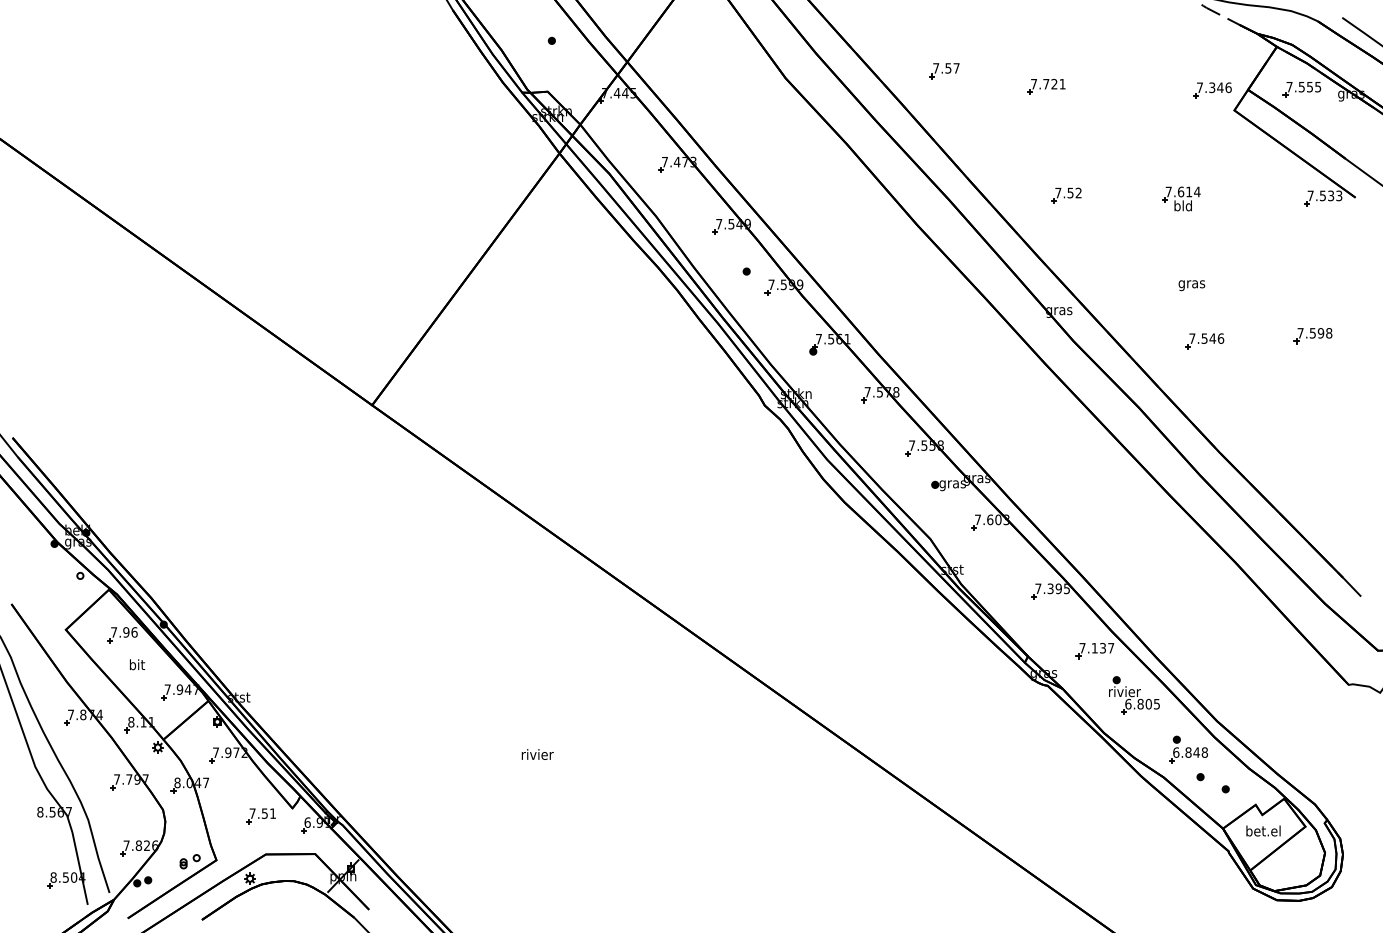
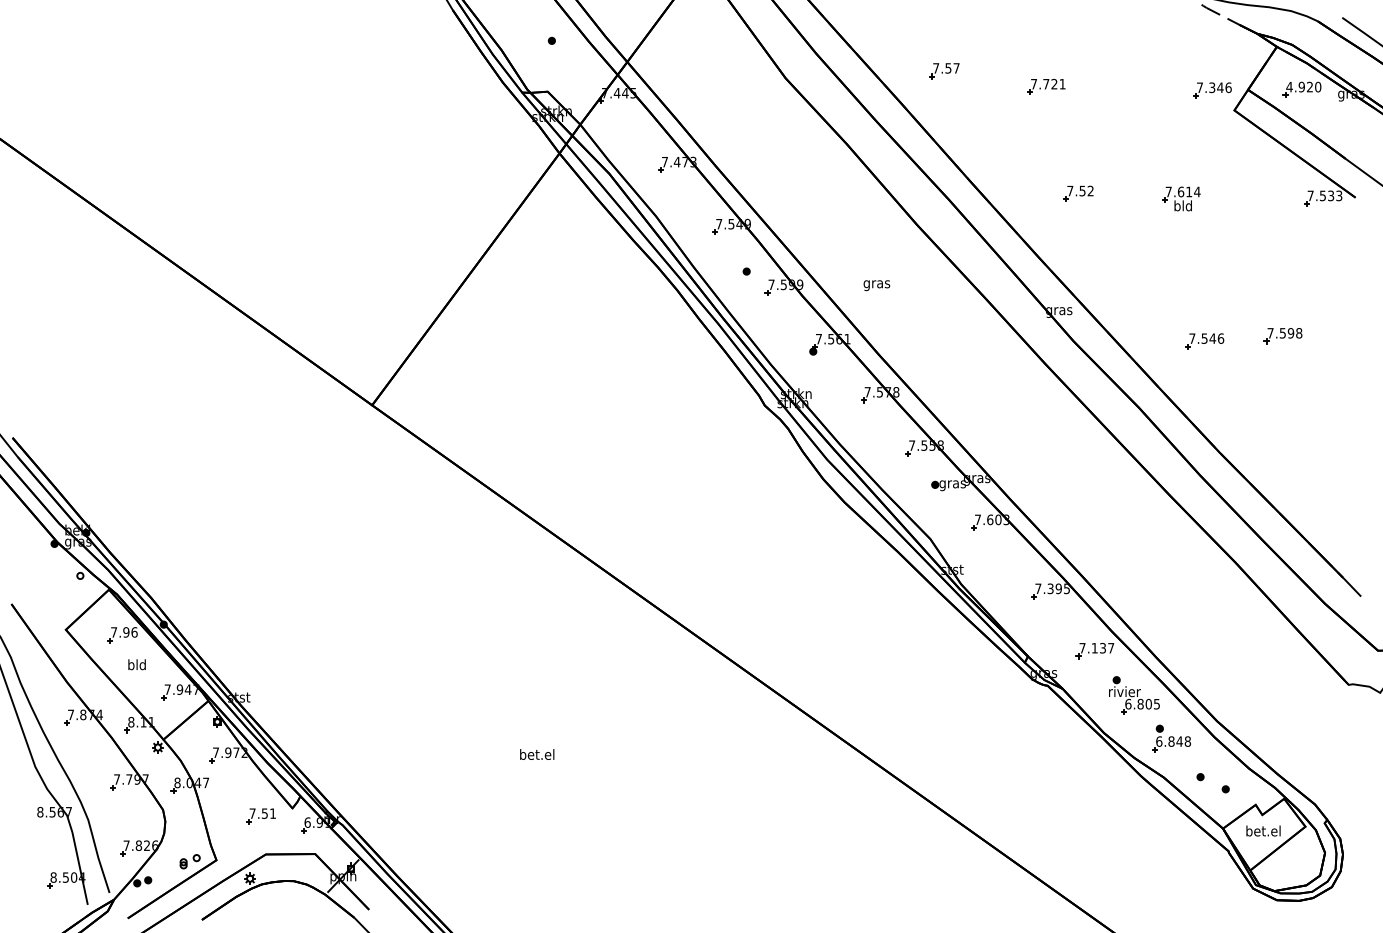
text: 7.555 -> 4.920 (1303, 86)
part position: (1066, 195) -> (1078, 193) (1078, 193)
text position: (1191, 285) -> (876, 285) (876, 285)
part position: (1312, 336) -> (1282, 336) (1282, 336)
text: bit -> bld (136, 664)
part position: (1188, 749) -> (1171, 738) (1171, 738)
text: rivier -> bet.el (537, 754)
